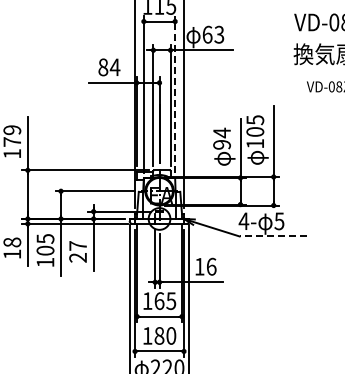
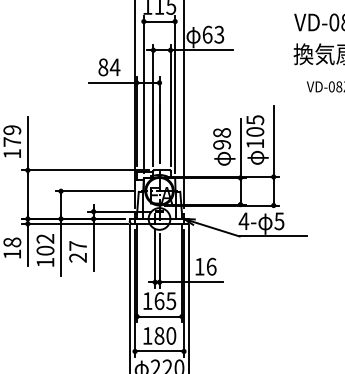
line: dashed -> solid (175, 94)
text: 94 -> 98 (221, 132)
line: dashed -> solid (272, 236)
text: 105 -> 102 (45, 238)
